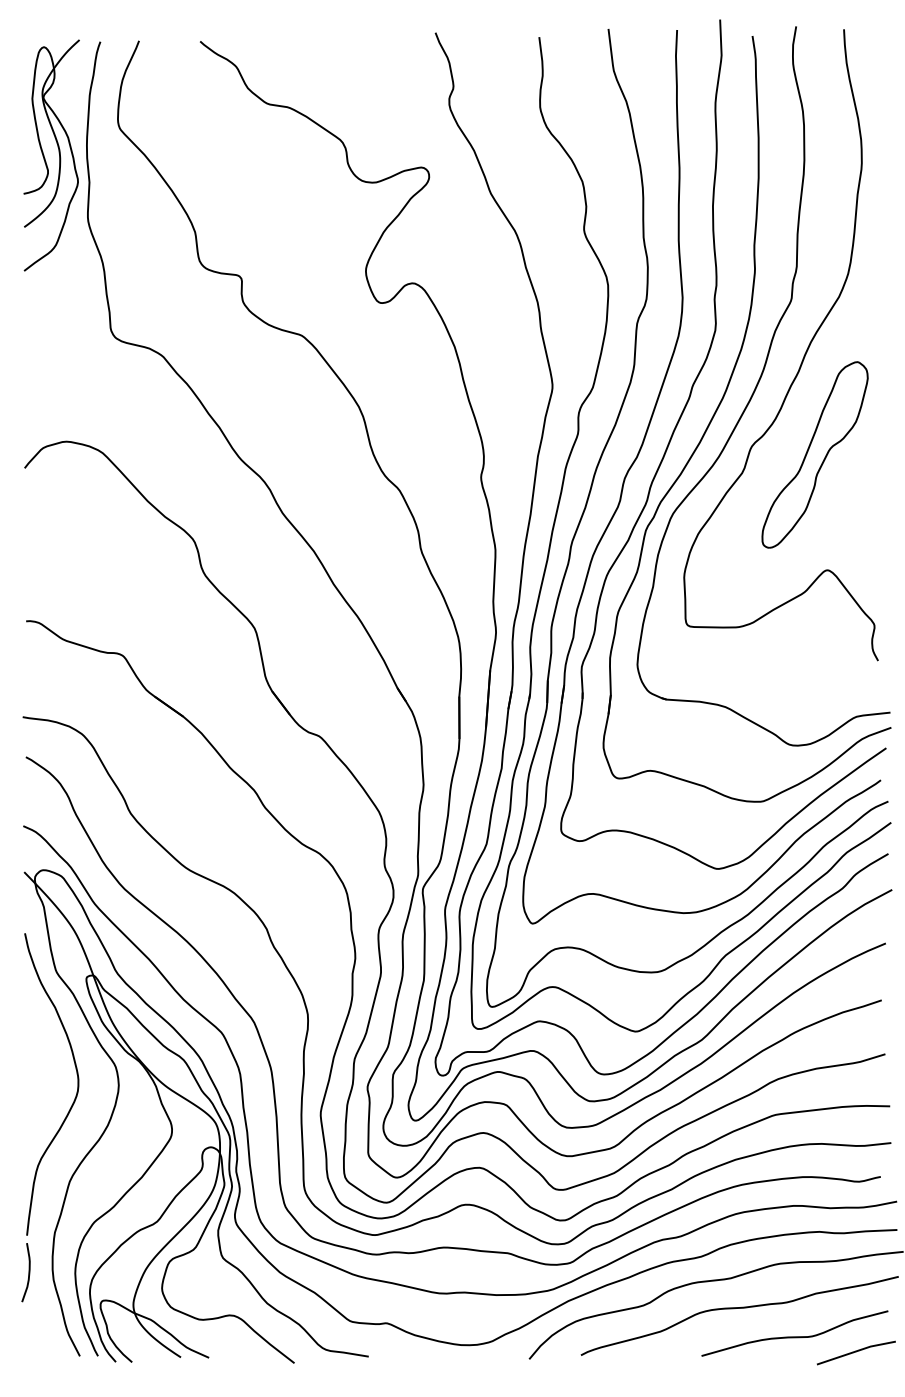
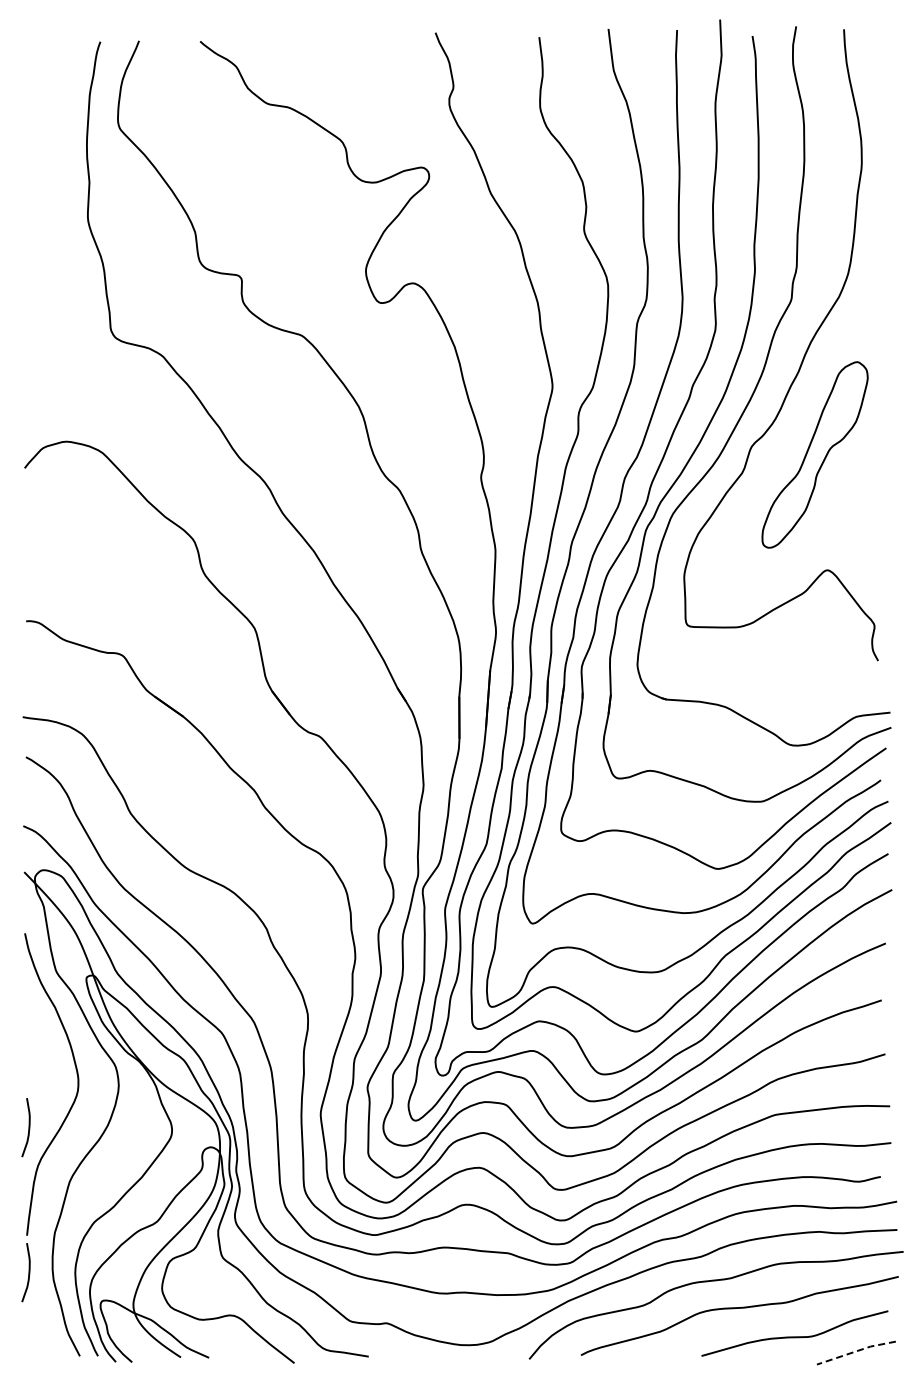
part: present -> none (45, 158)
curve: none -> present (28, 1127)
line: solid -> dashed (856, 1351)
